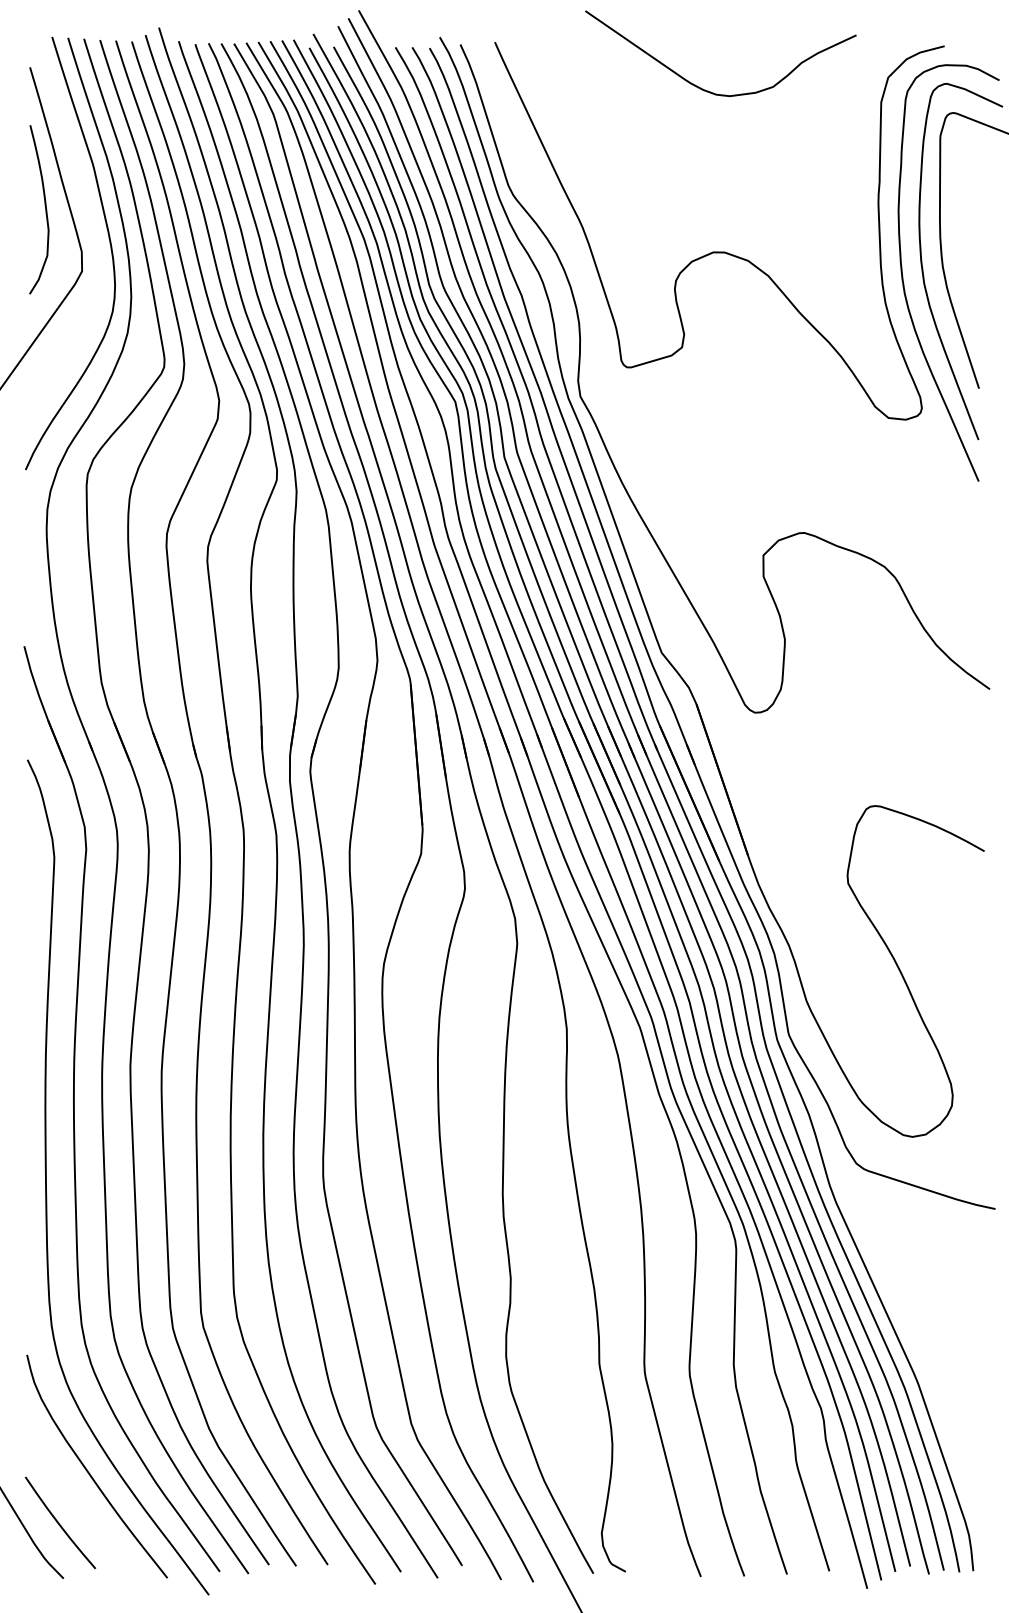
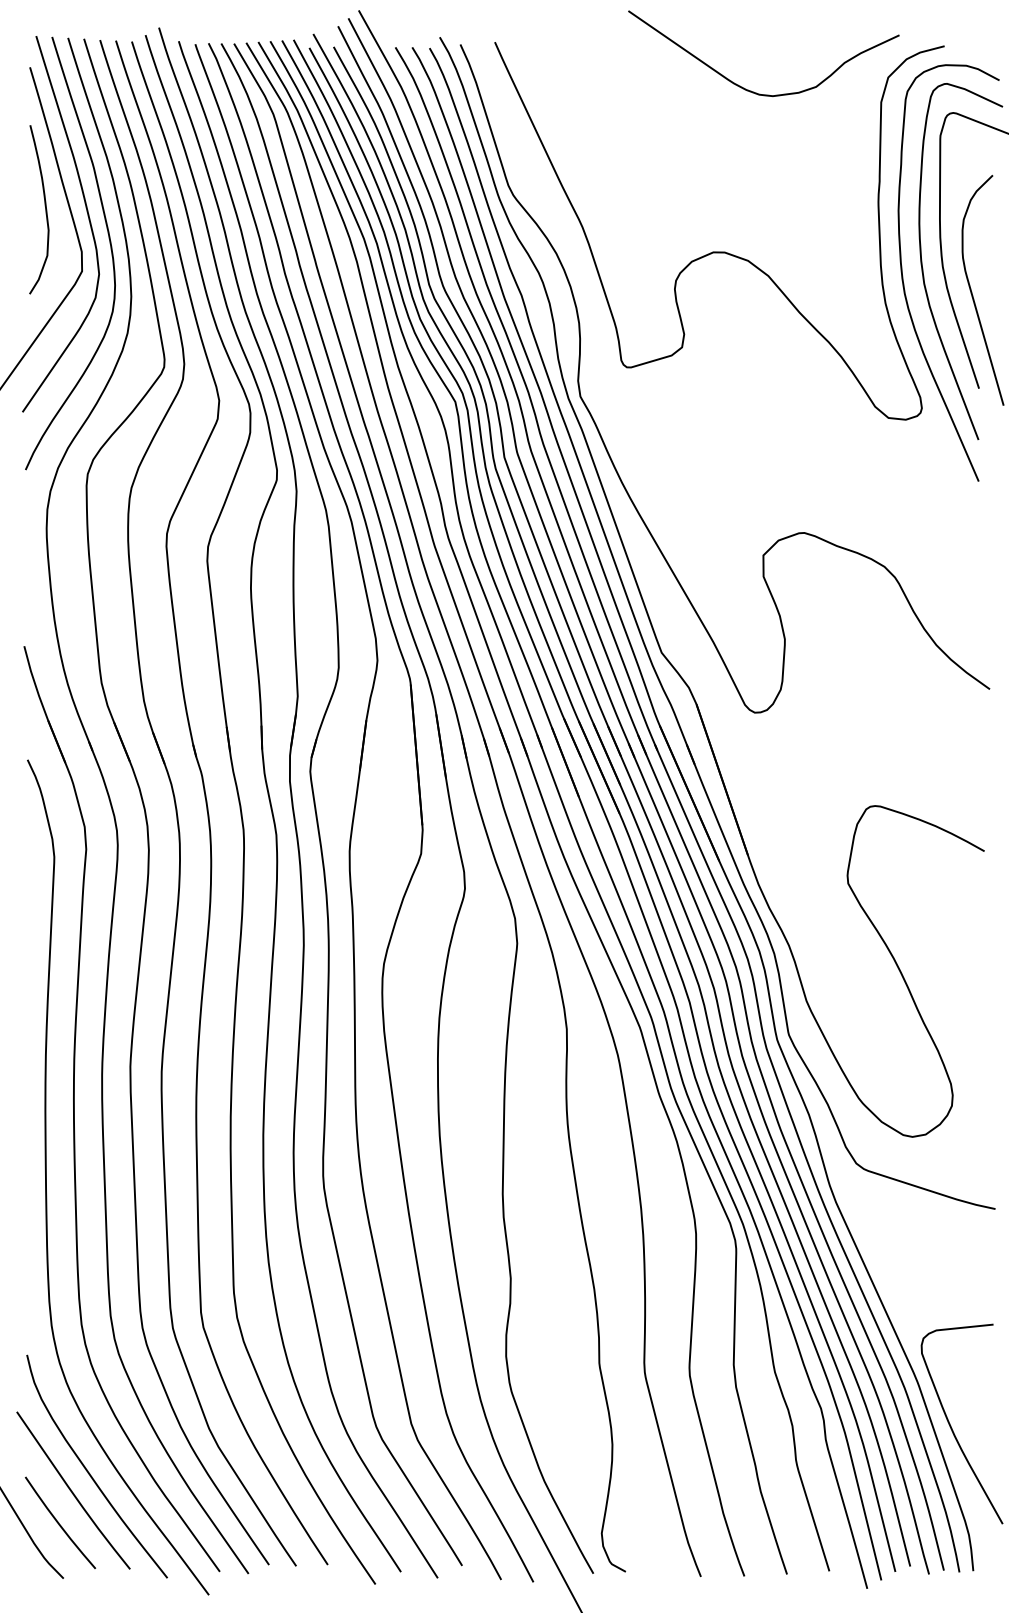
curve position: (708, 90) -> (751, 90) (751, 90)
curve: none -> present (87, 216)
curve: none -> present (972, 292)
curve: none -> present (951, 1425)
curve: none -> present (72, 1490)
